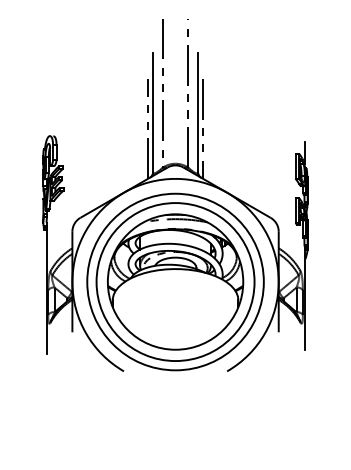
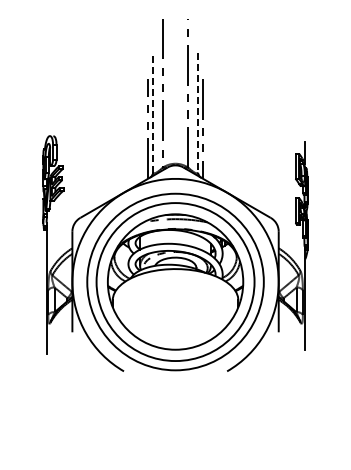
line: solid -> dashed (152, 112)
line: solid -> dashed (198, 112)
